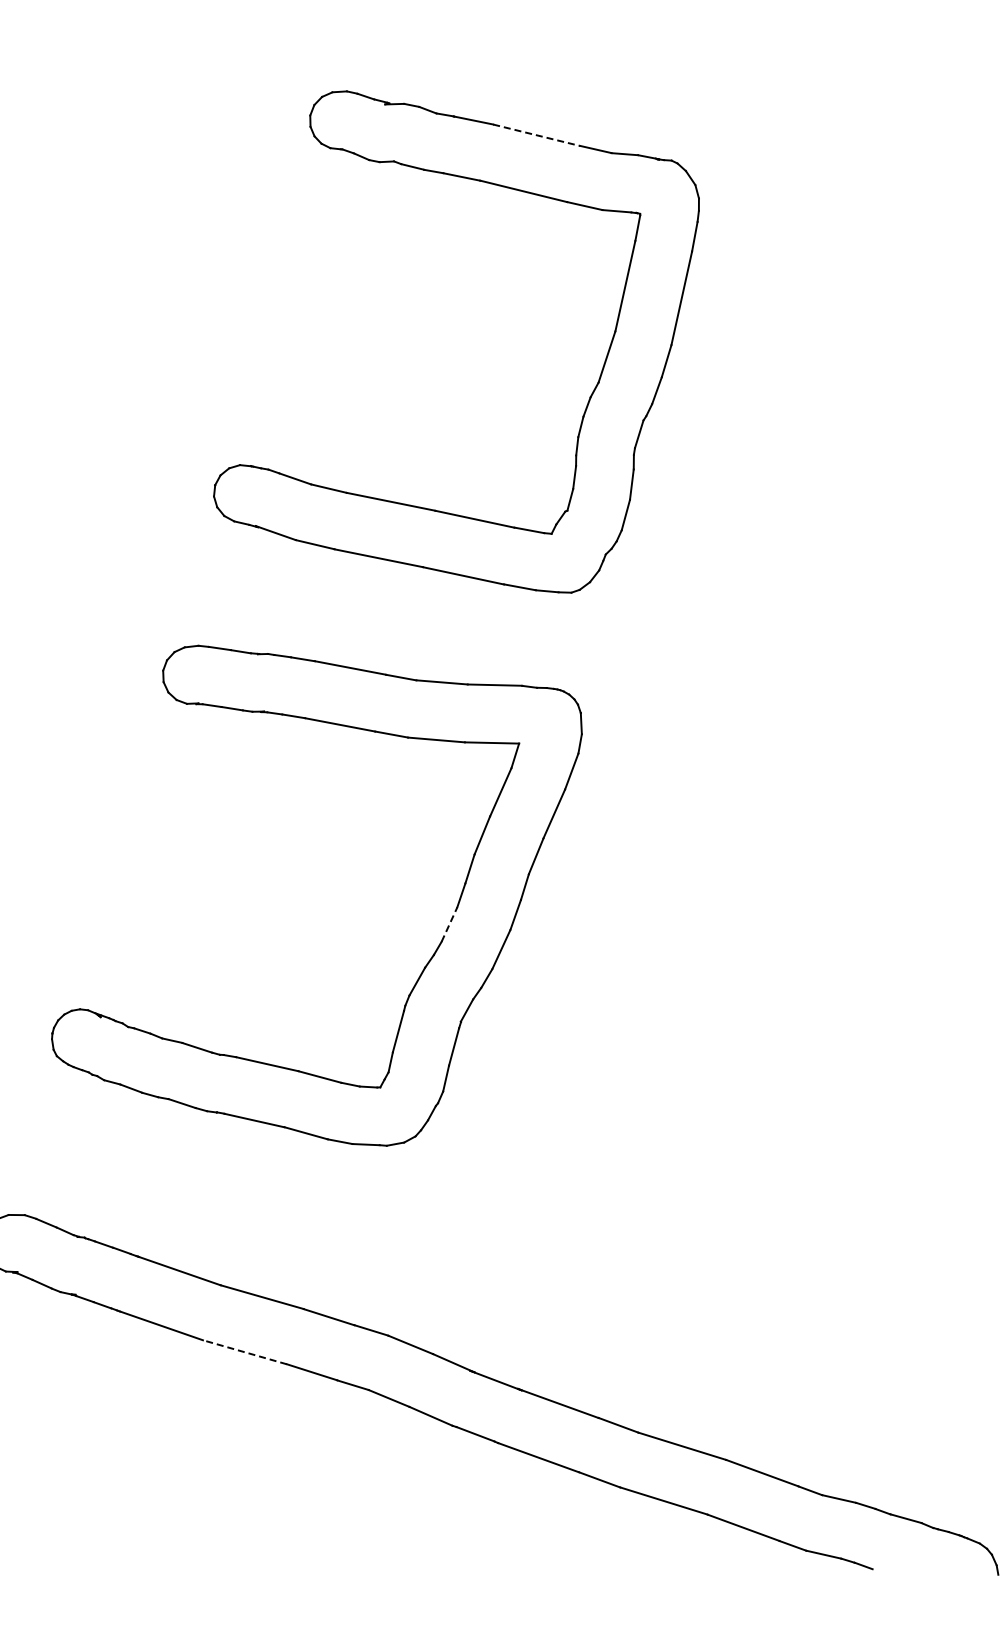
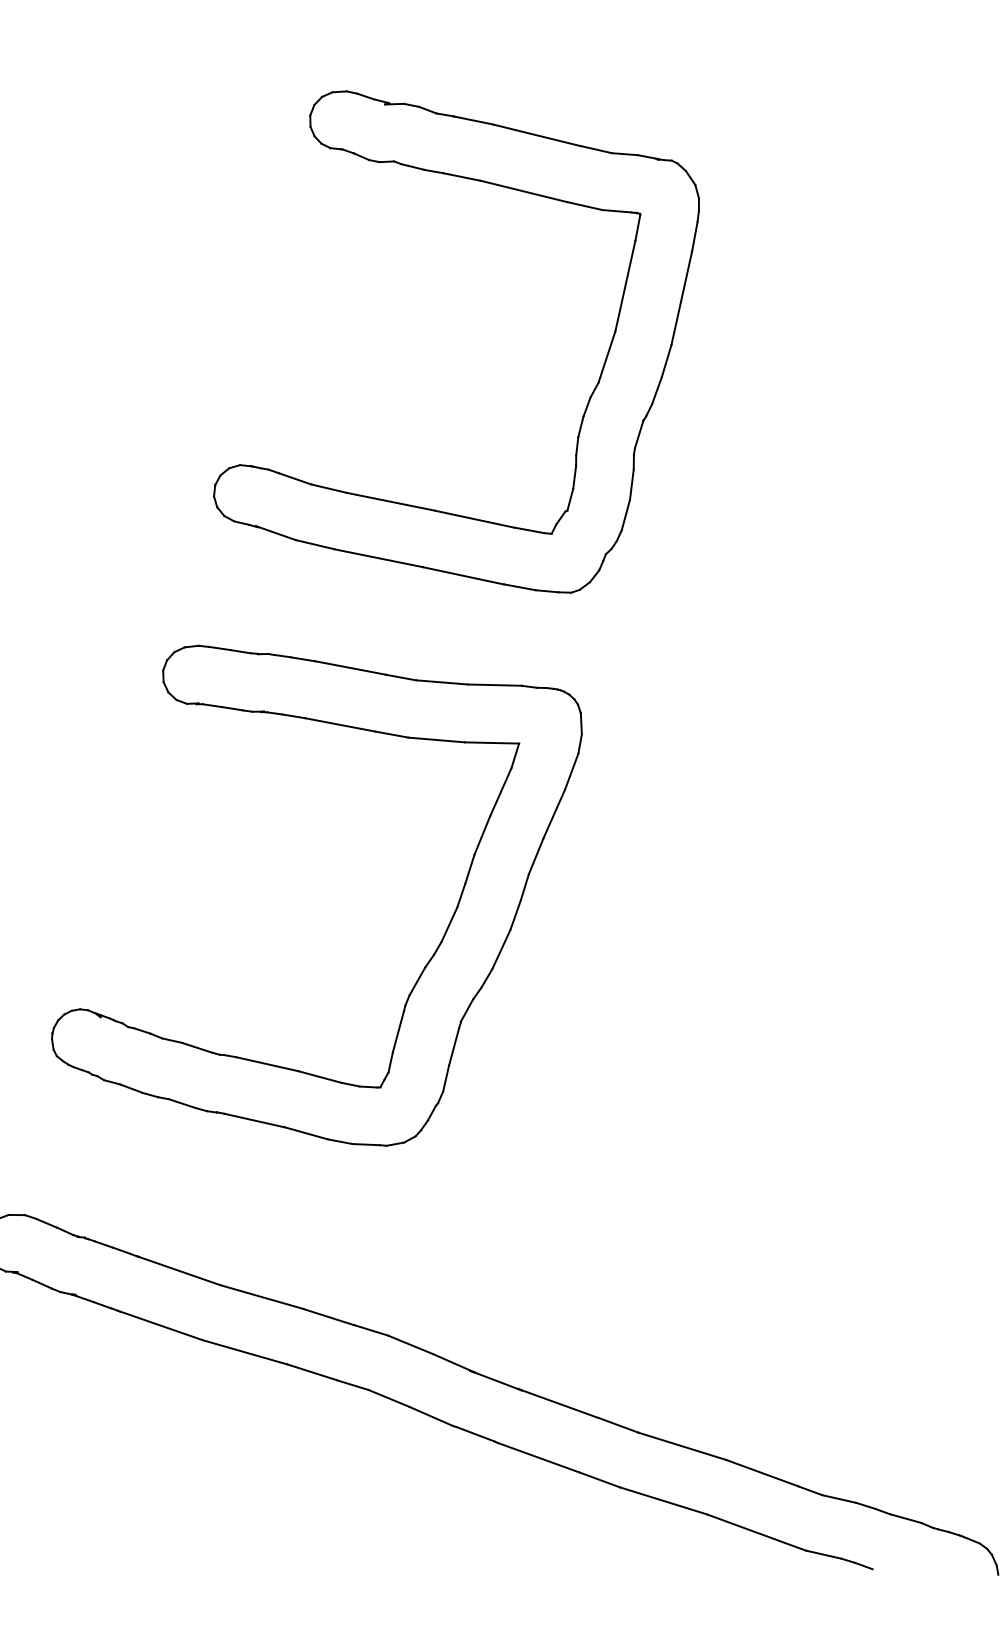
line: dashed -> solid (536, 135)
line: dashed -> solid (449, 924)
line: dashed -> solid (244, 1352)
